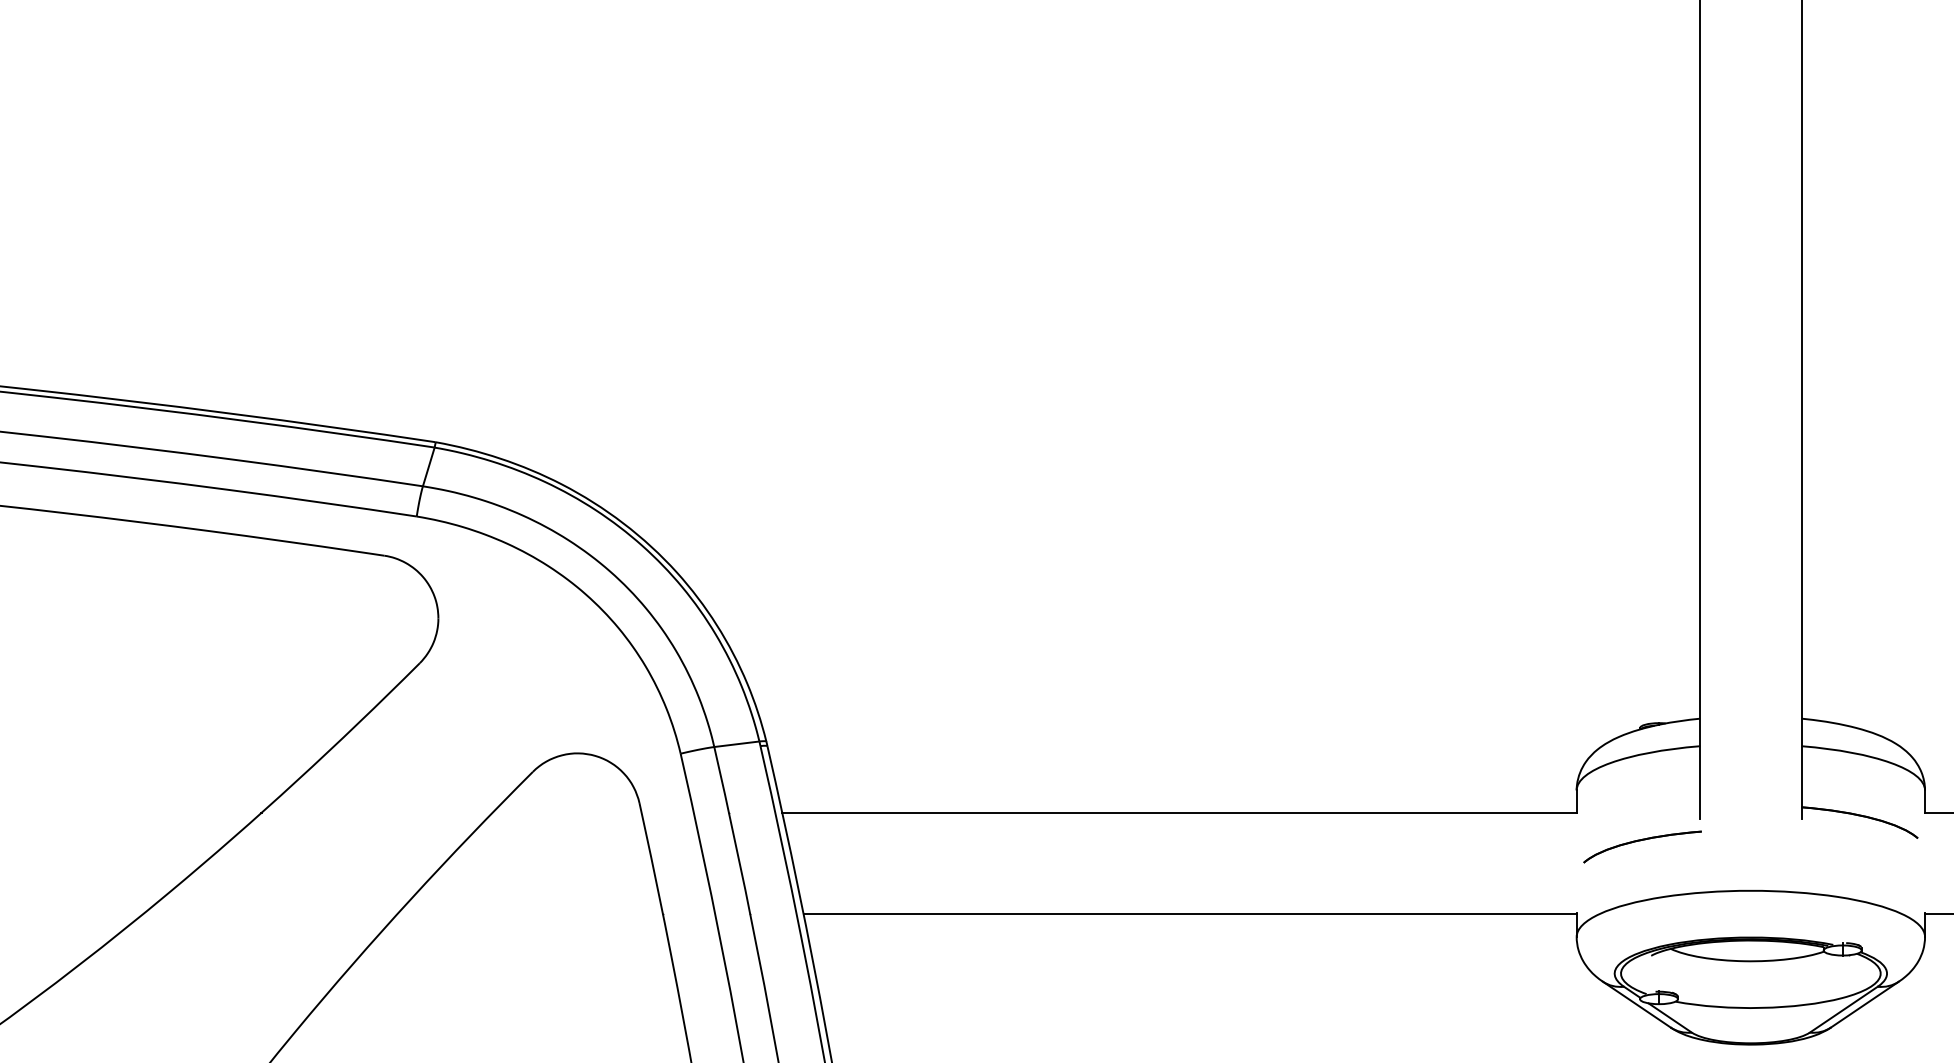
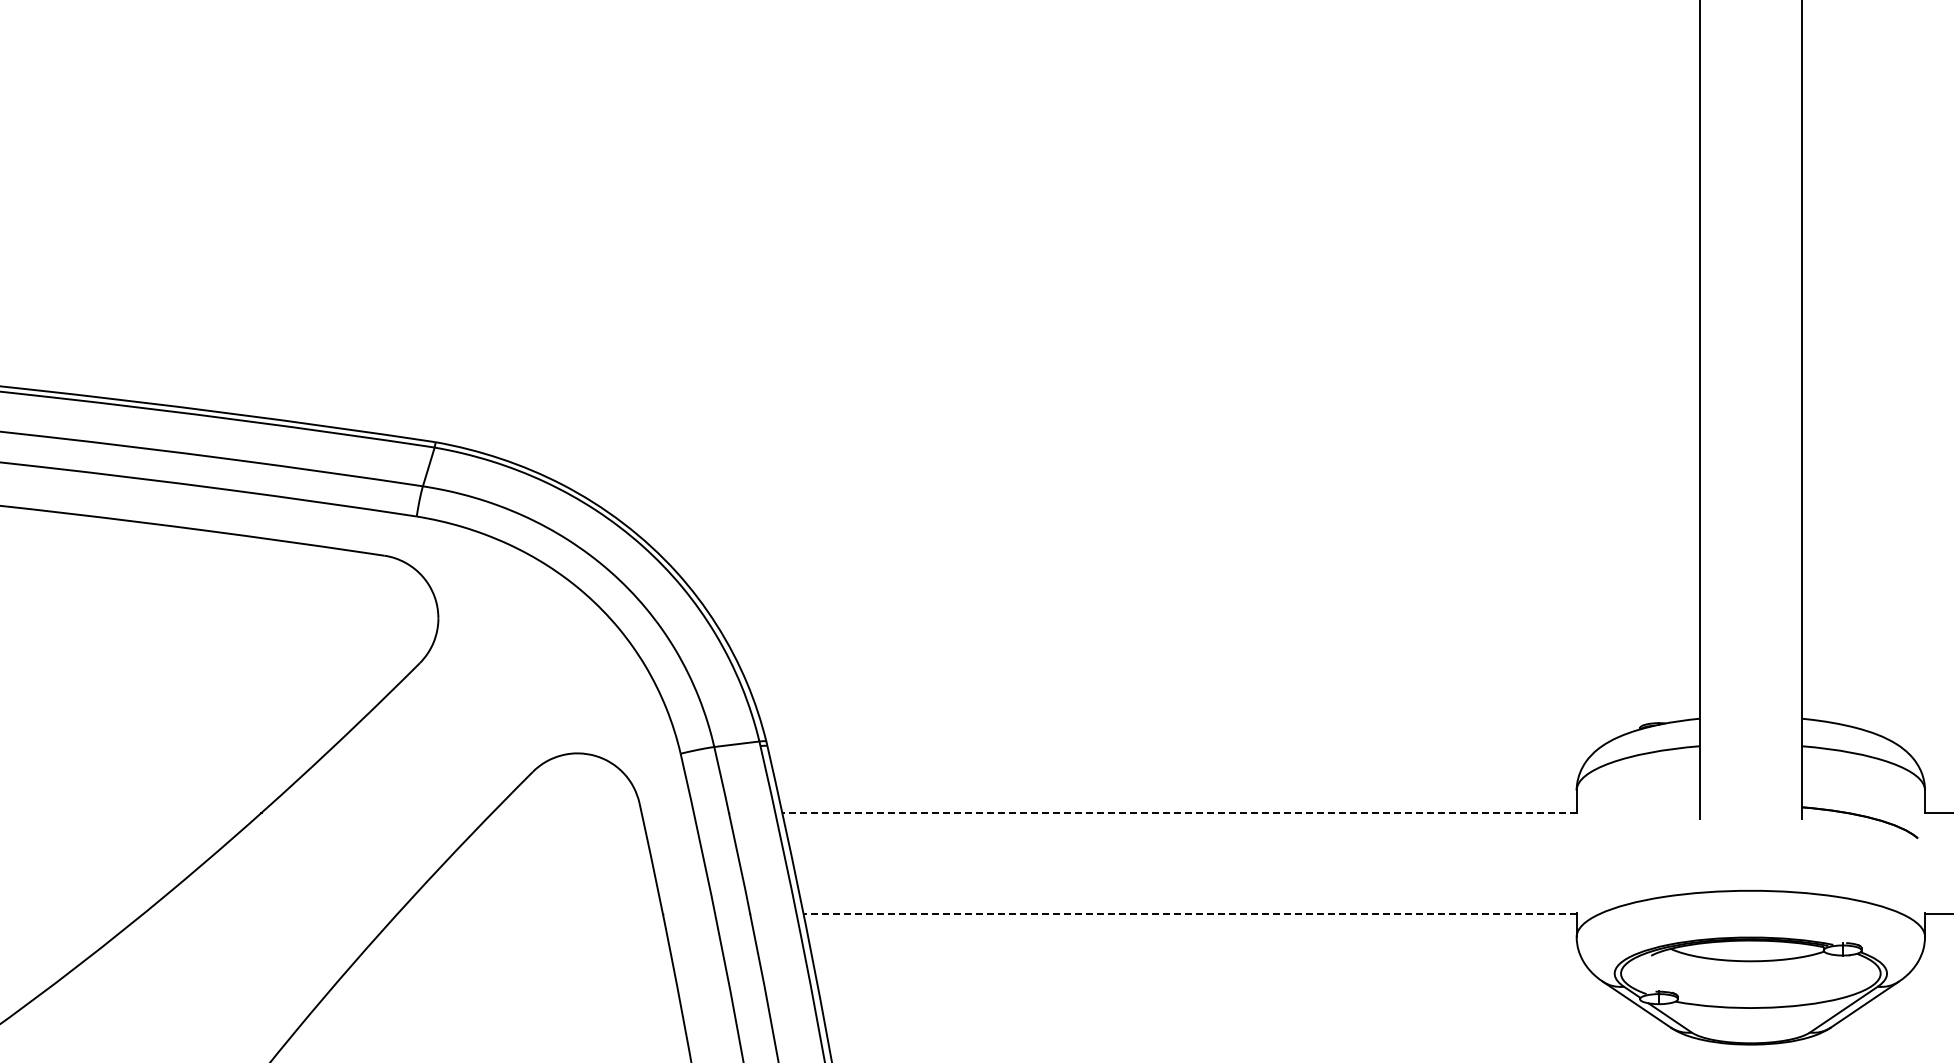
line: solid -> dashed (1179, 813)
part: present -> none (1642, 846)
line: solid -> dashed (1190, 914)
